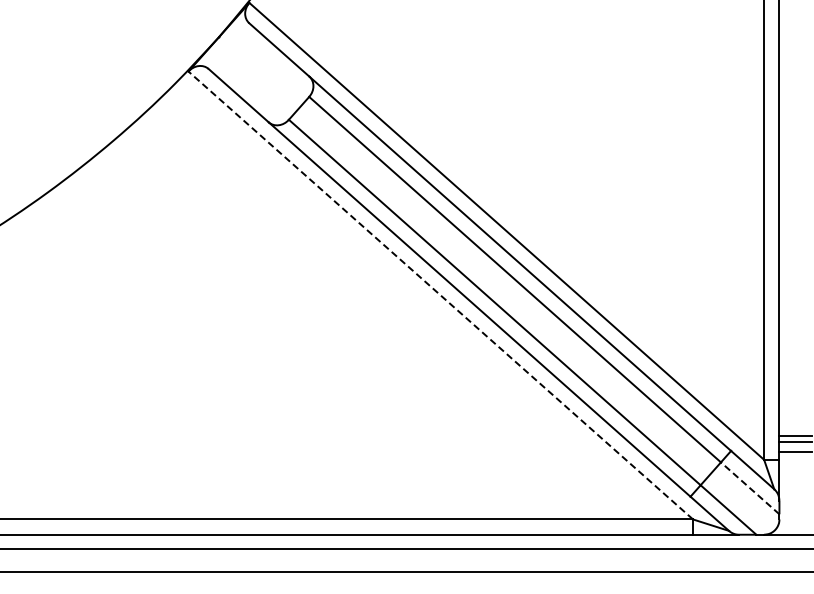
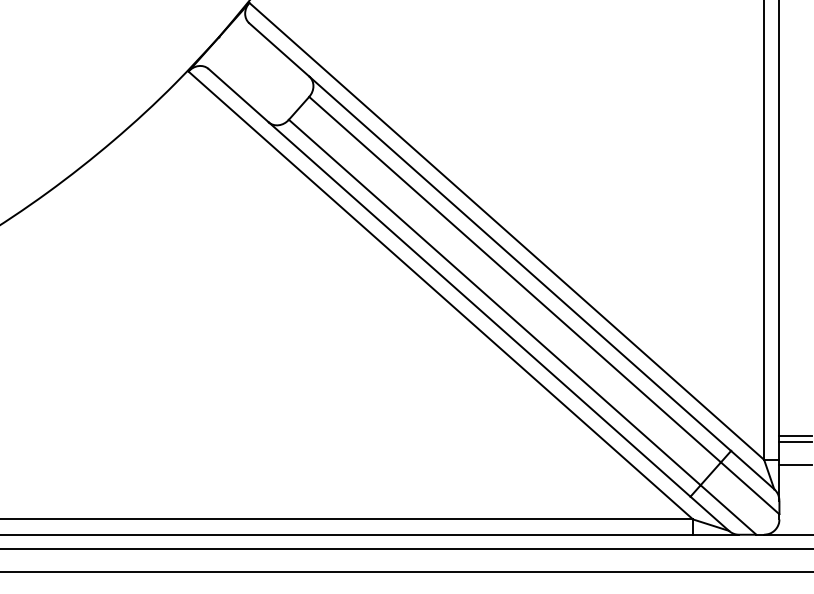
line: dashed -> solid (440, 295)
line position: (794, 452) -> (794, 465) (794, 465)
line: dashed -> solid (749, 488)
